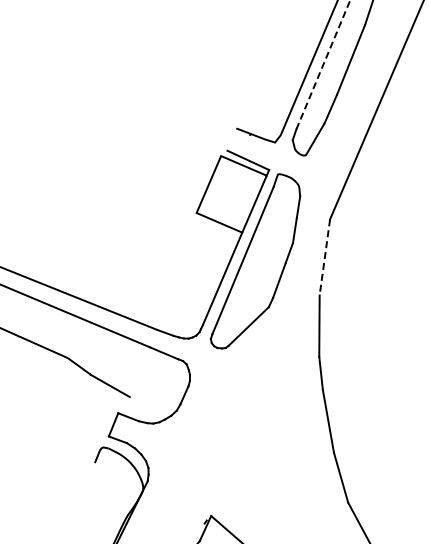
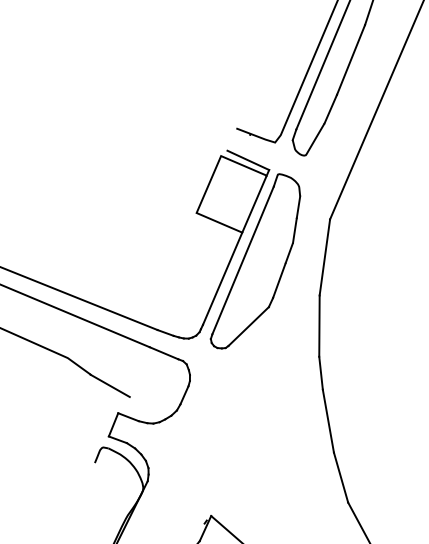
line: dashed -> solid (323, 65)
line: dashed -> solid (324, 257)
